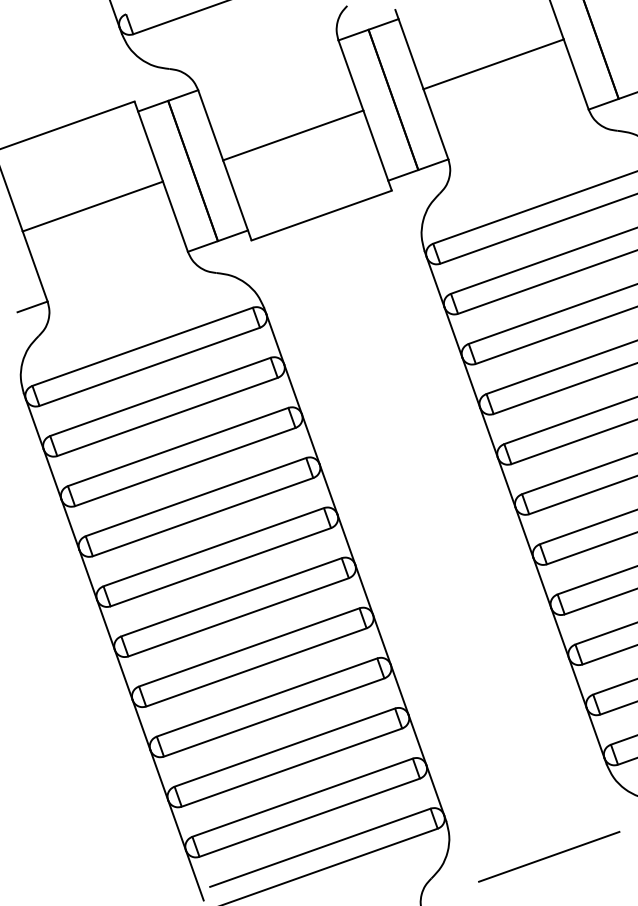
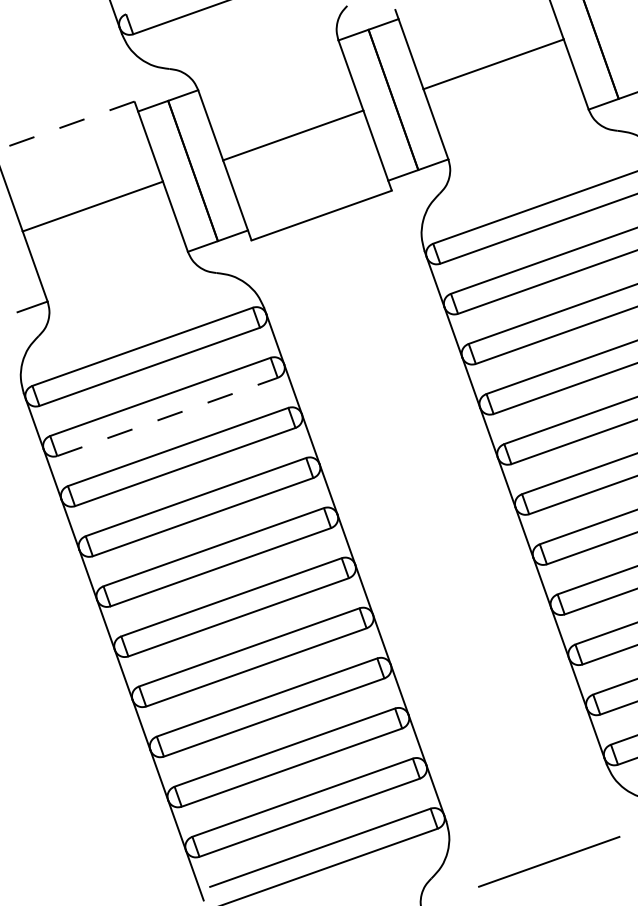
line: solid -> dashed (67, 125)
line: solid -> dashed (167, 416)
line position: (549, 856) -> (549, 861) (549, 861)
